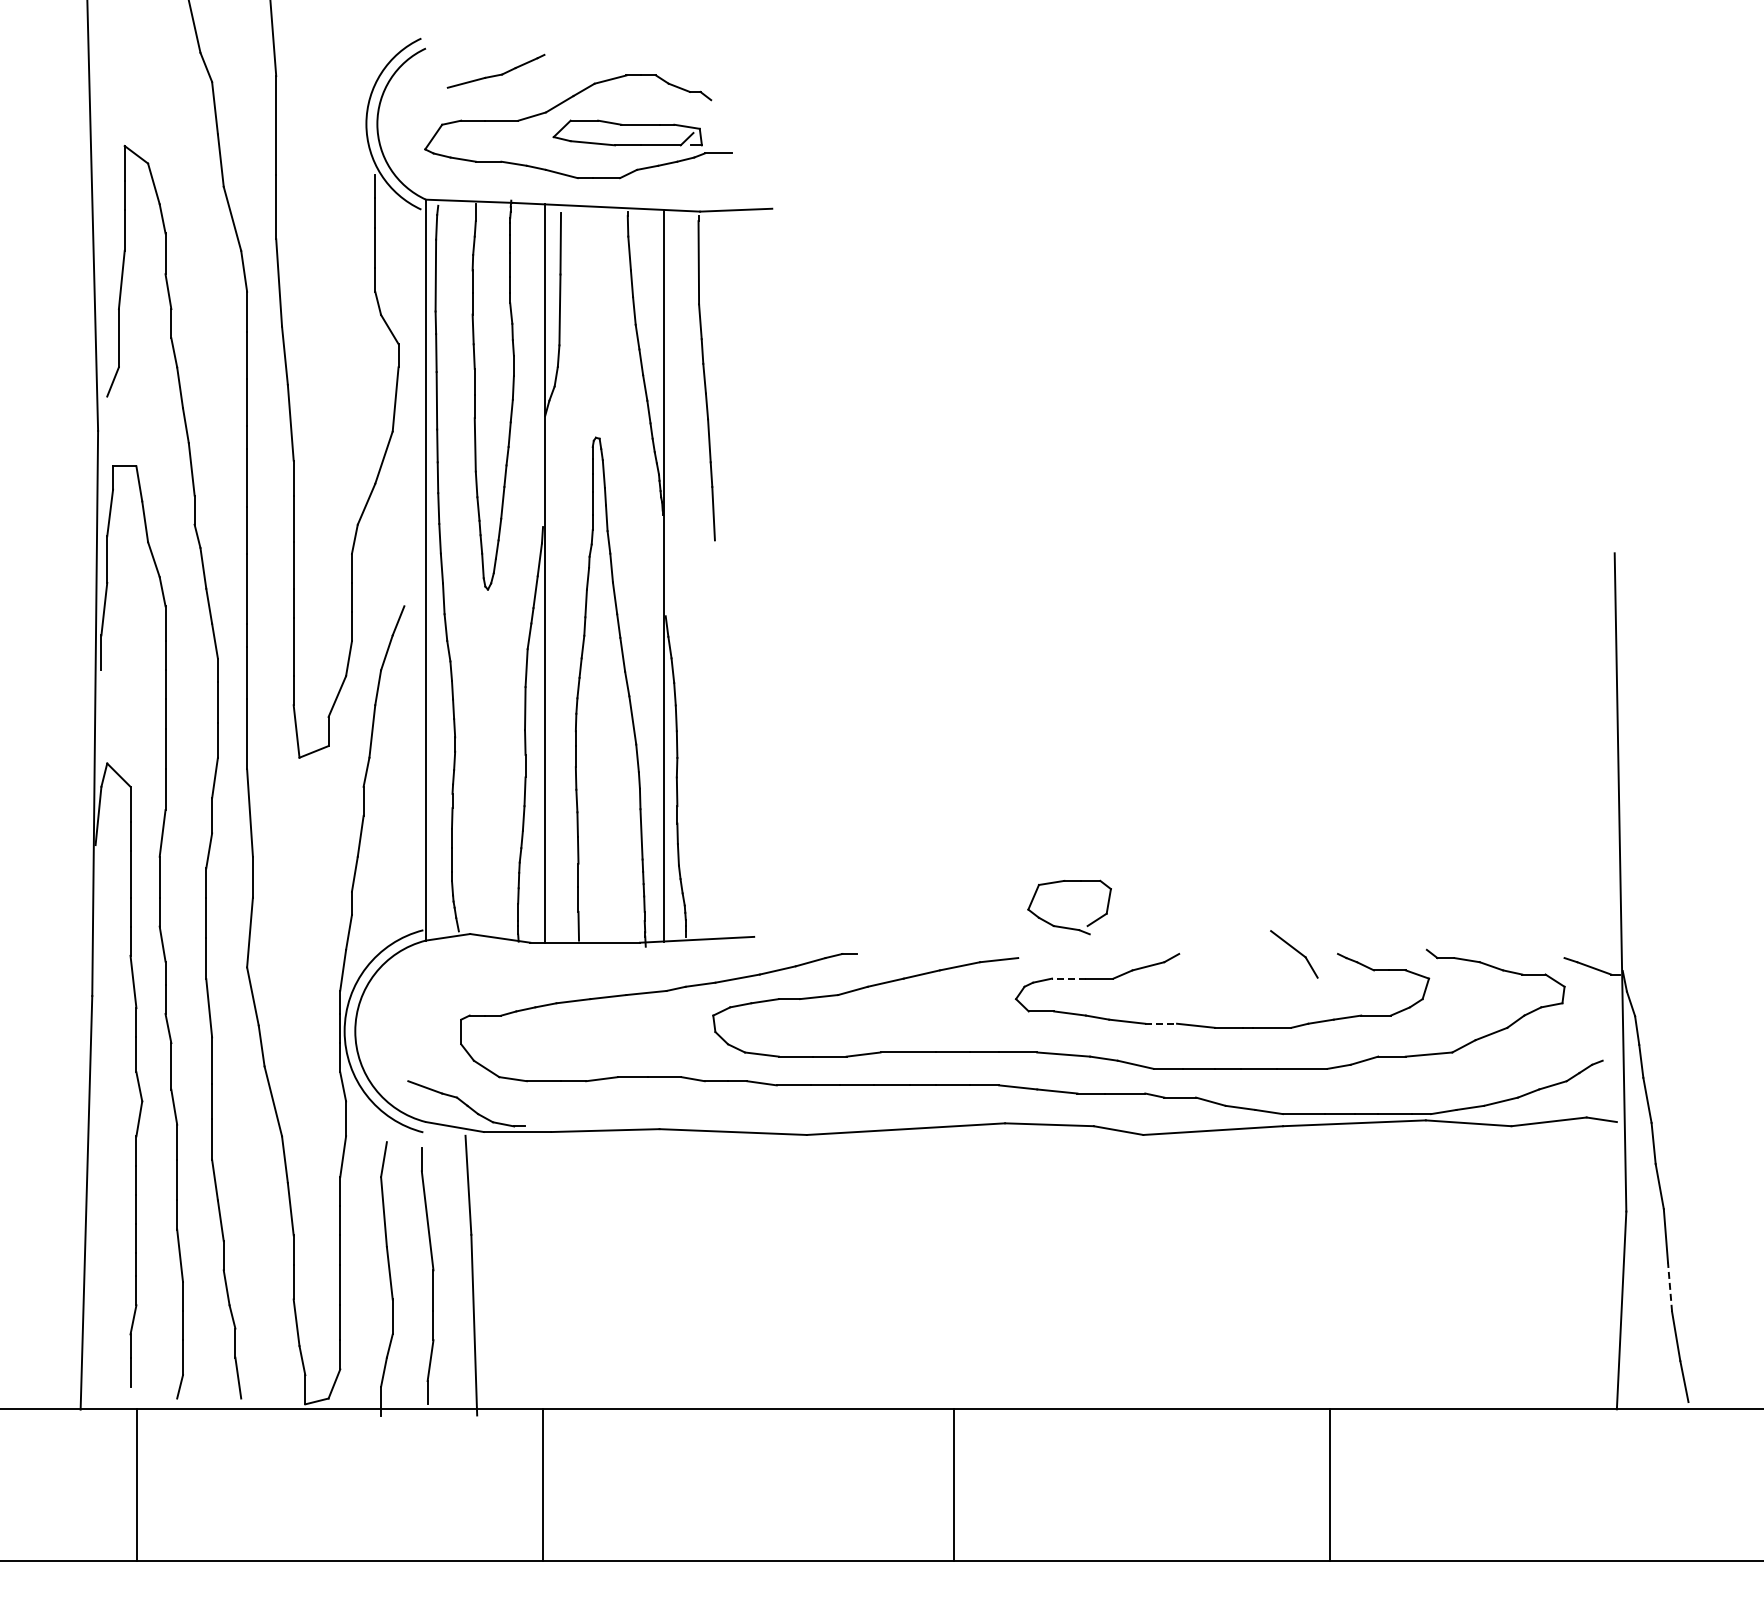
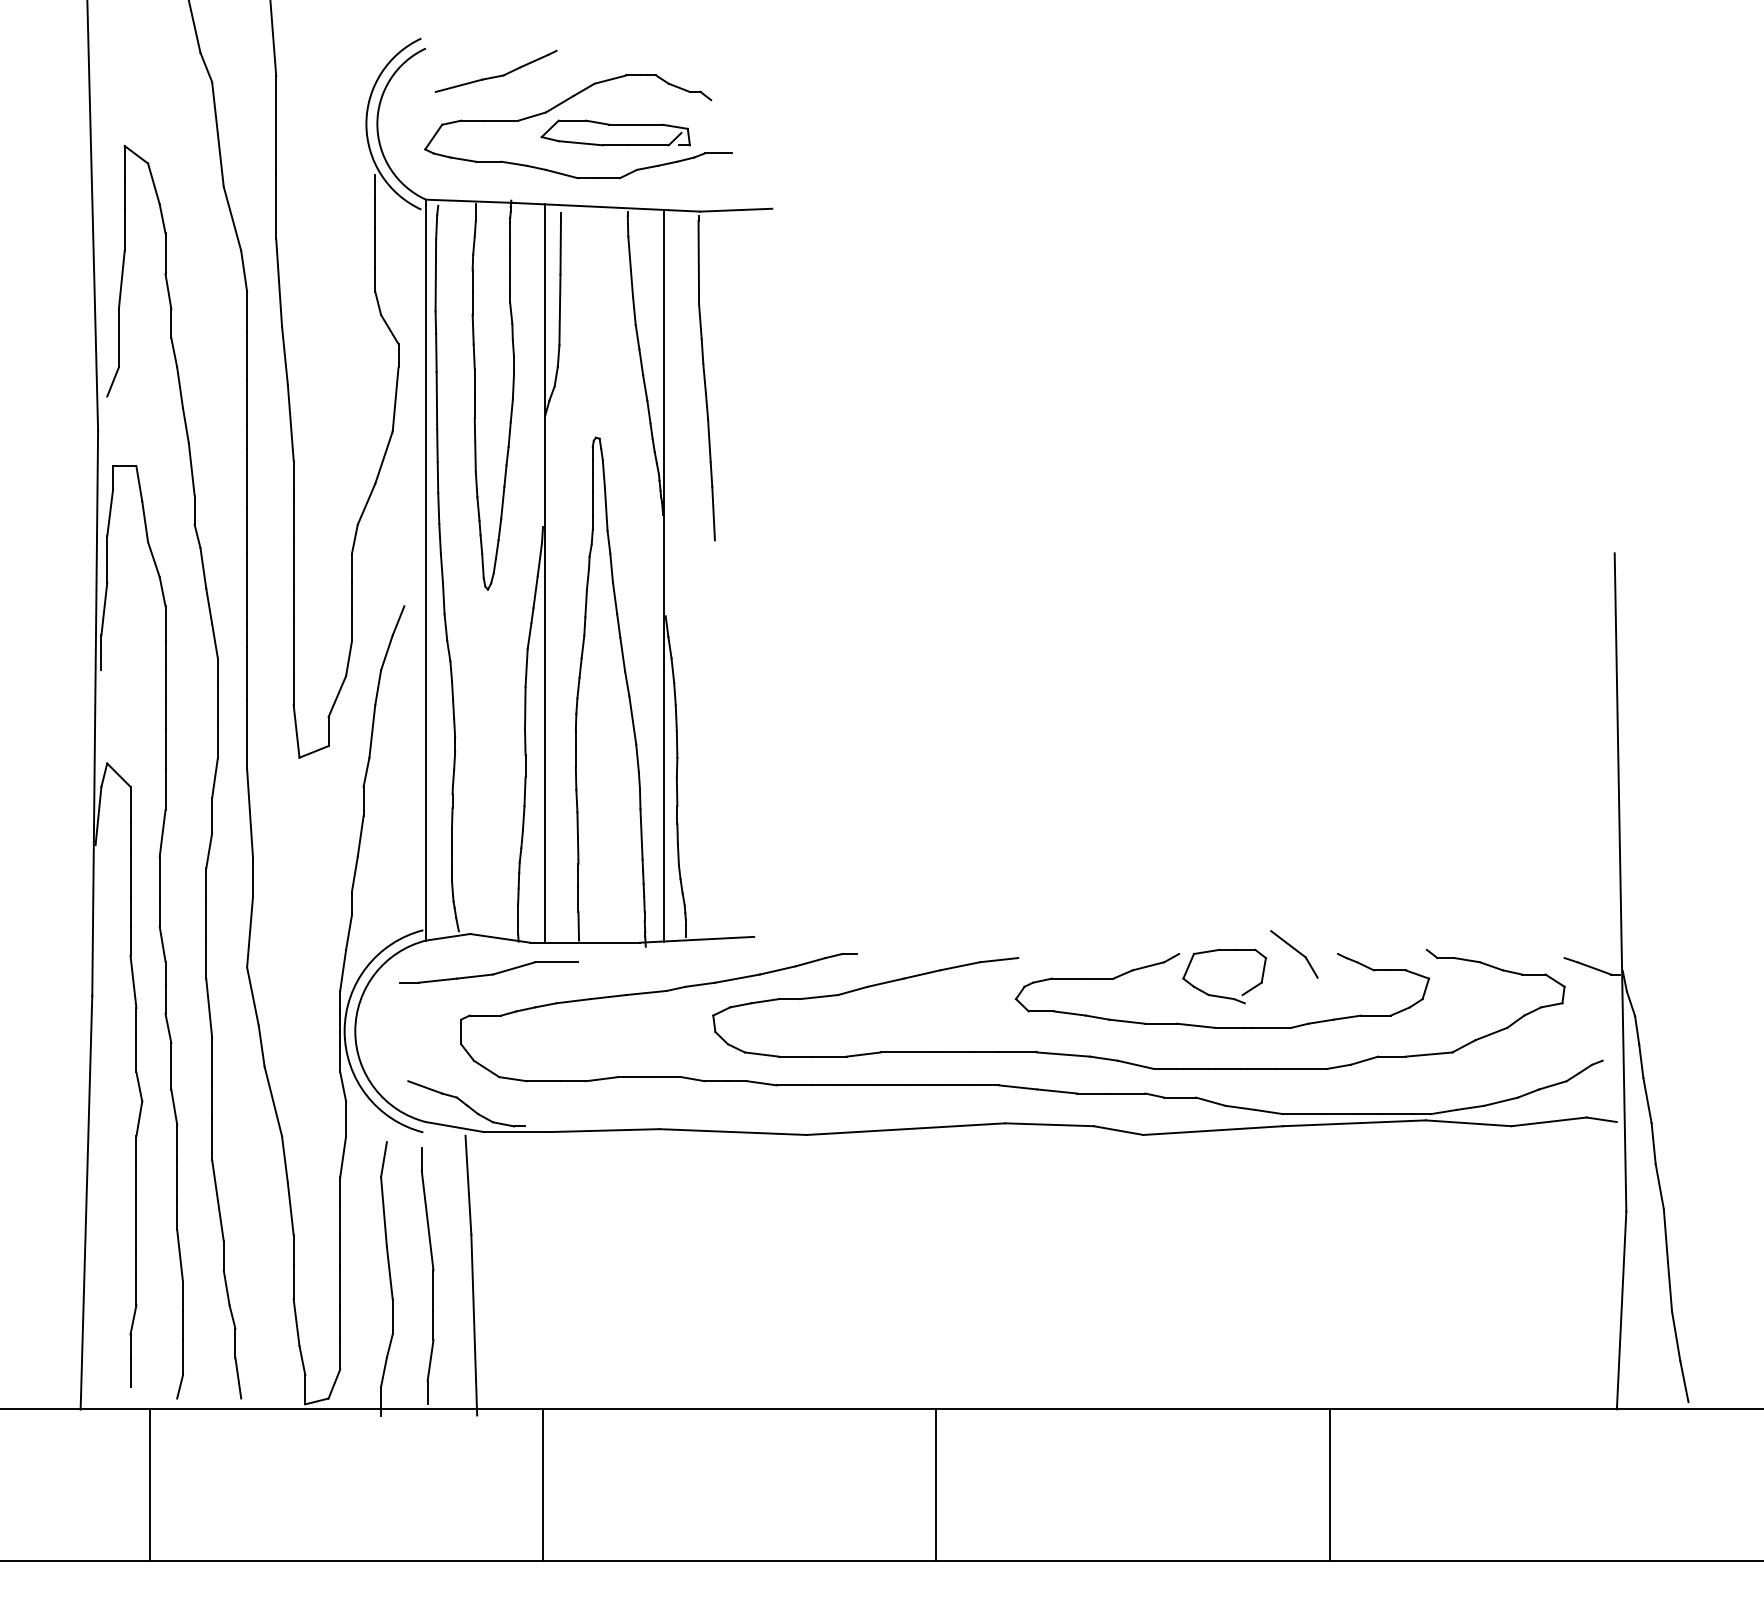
part size: 100x36 px -> 124x44 px (495, 70)
part position: (627, 125) -> (615, 125) (615, 125)
part position: (1064, 926) -> (1219, 995) (1219, 995)
part: none -> present (488, 972)
line: dashed -> solid (1069, 978)
line: dashed -> solid (1161, 1023)
line: dashed -> solid (1670, 1287)
line position: (137, 1484) -> (150, 1484) (150, 1484)
line position: (954, 1484) -> (936, 1484) (936, 1484)
